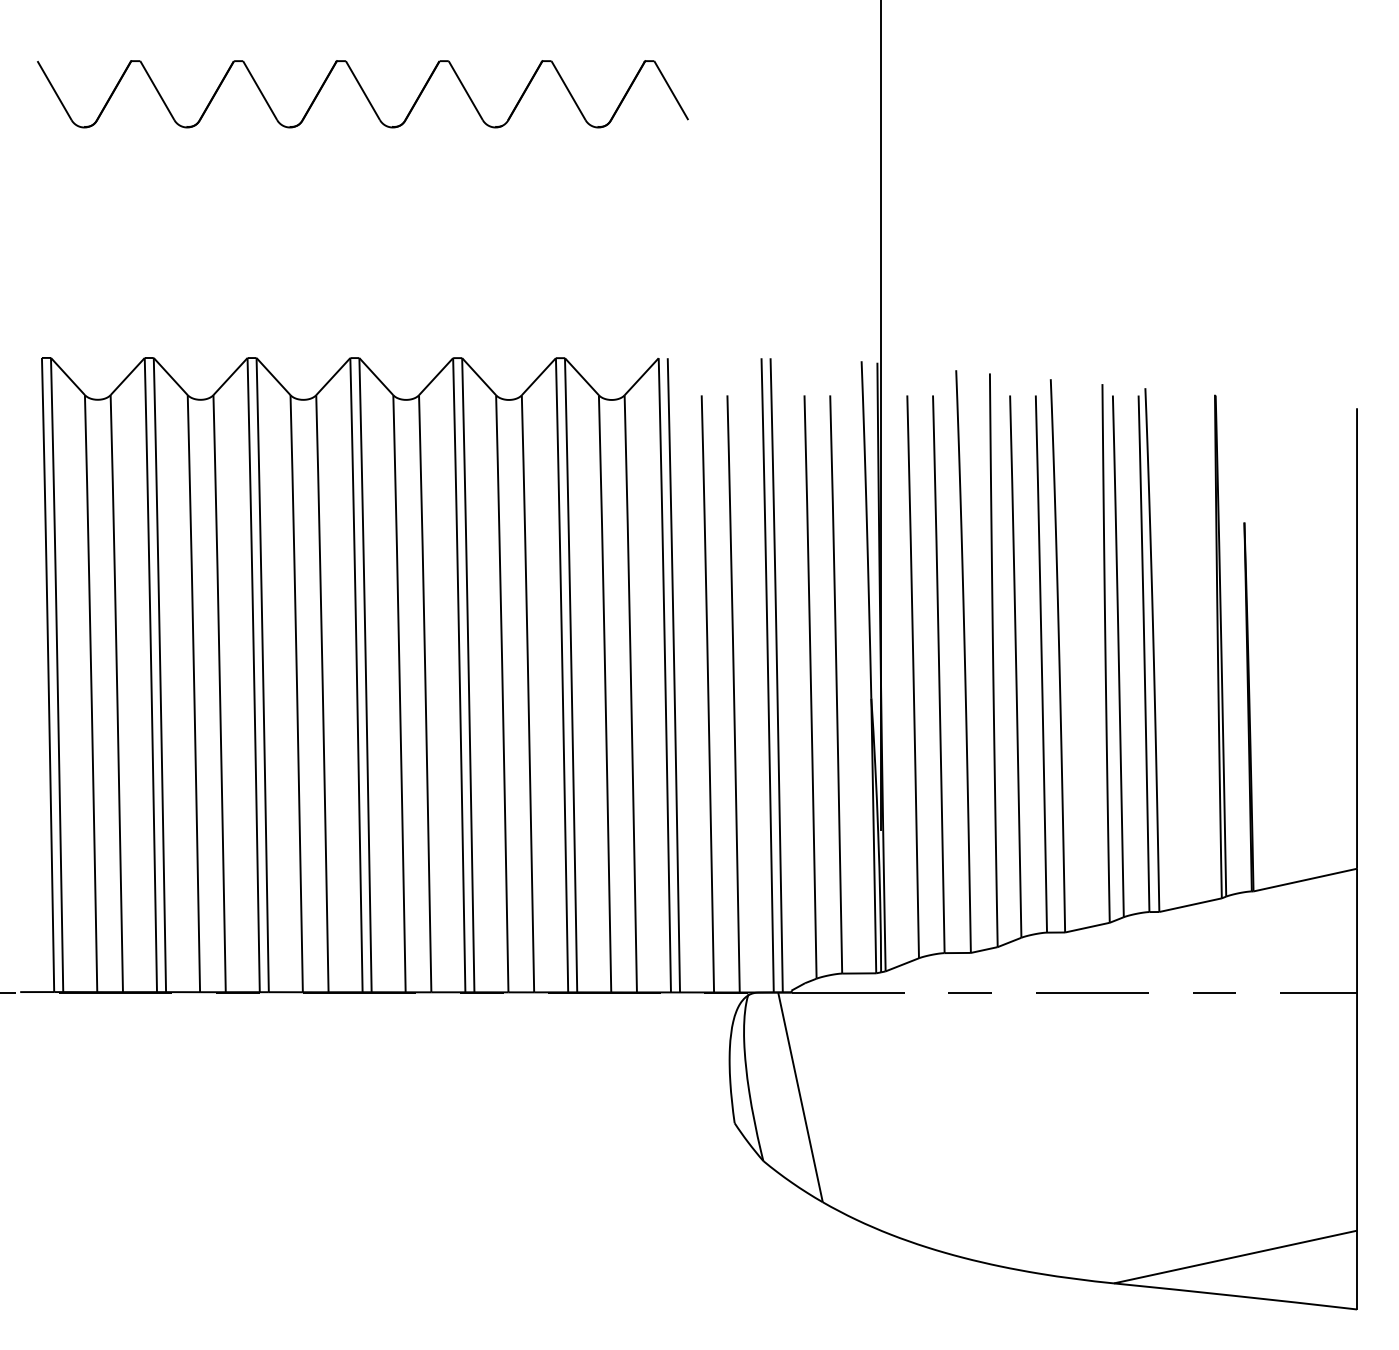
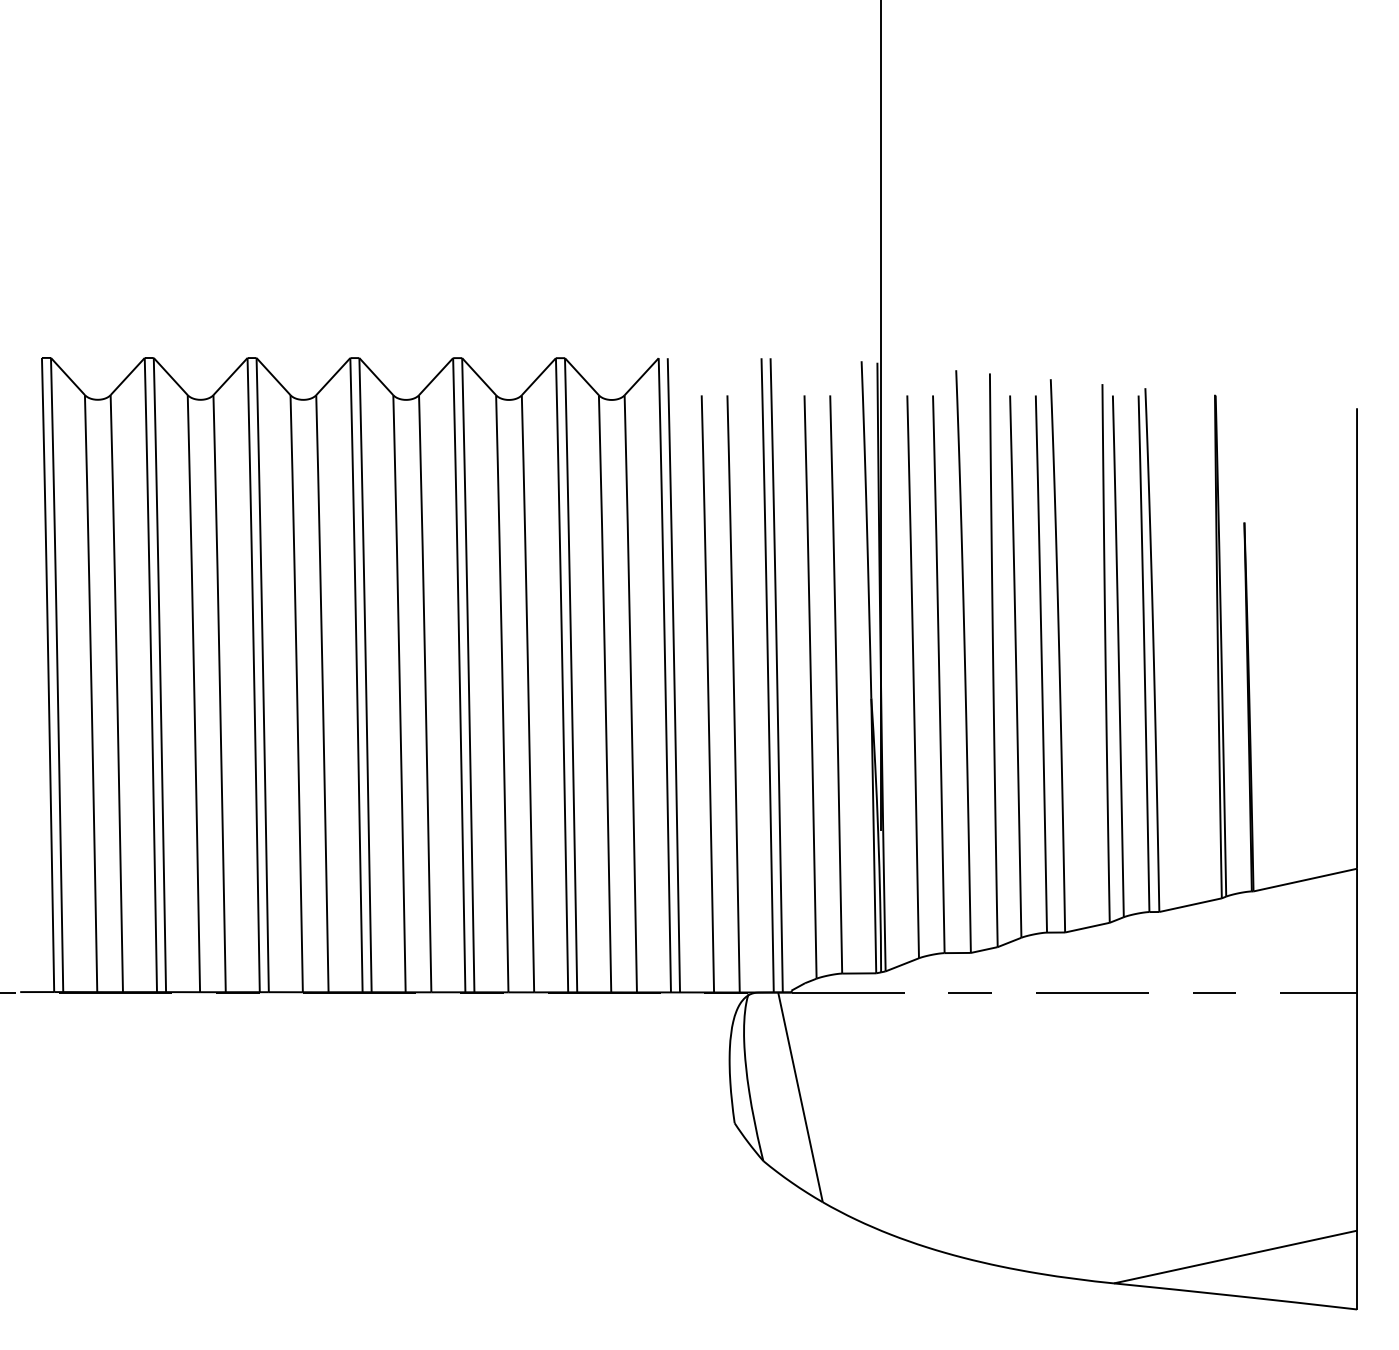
part: present -> none (362, 94)
